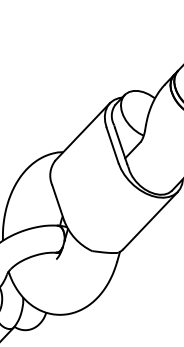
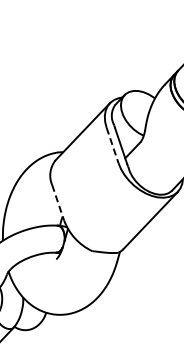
line: solid -> dashed (112, 145)
line: solid -> dashed (58, 202)
